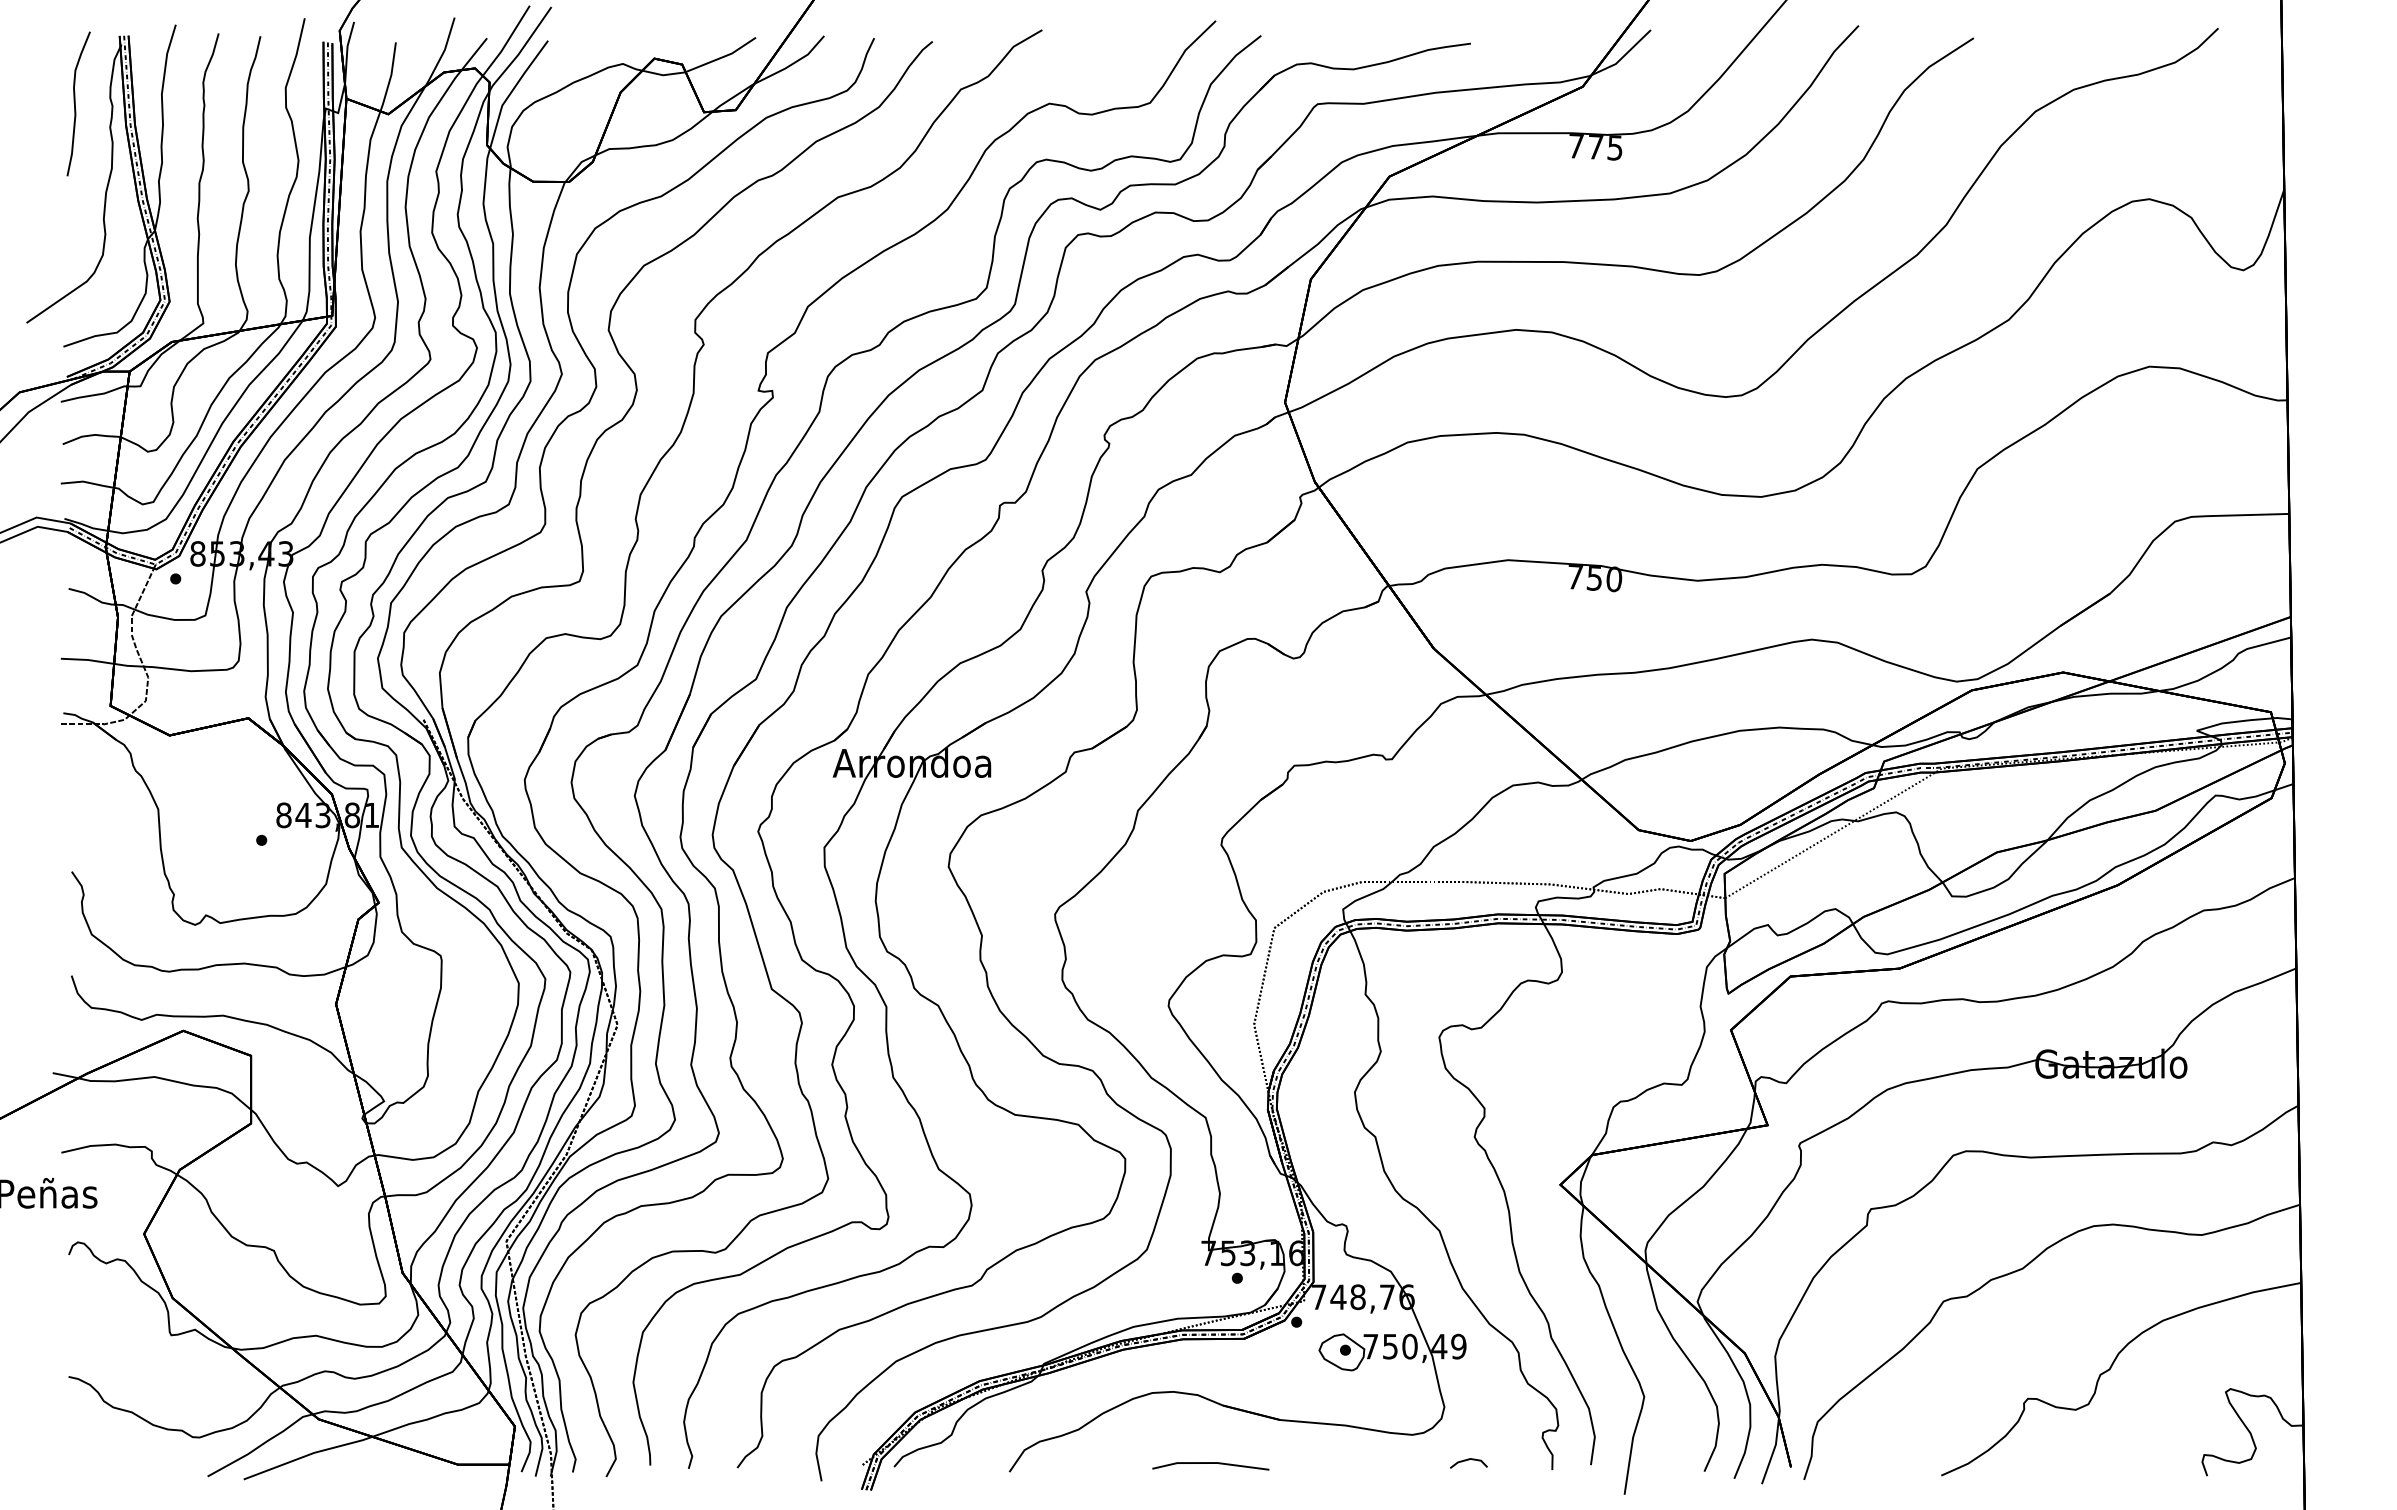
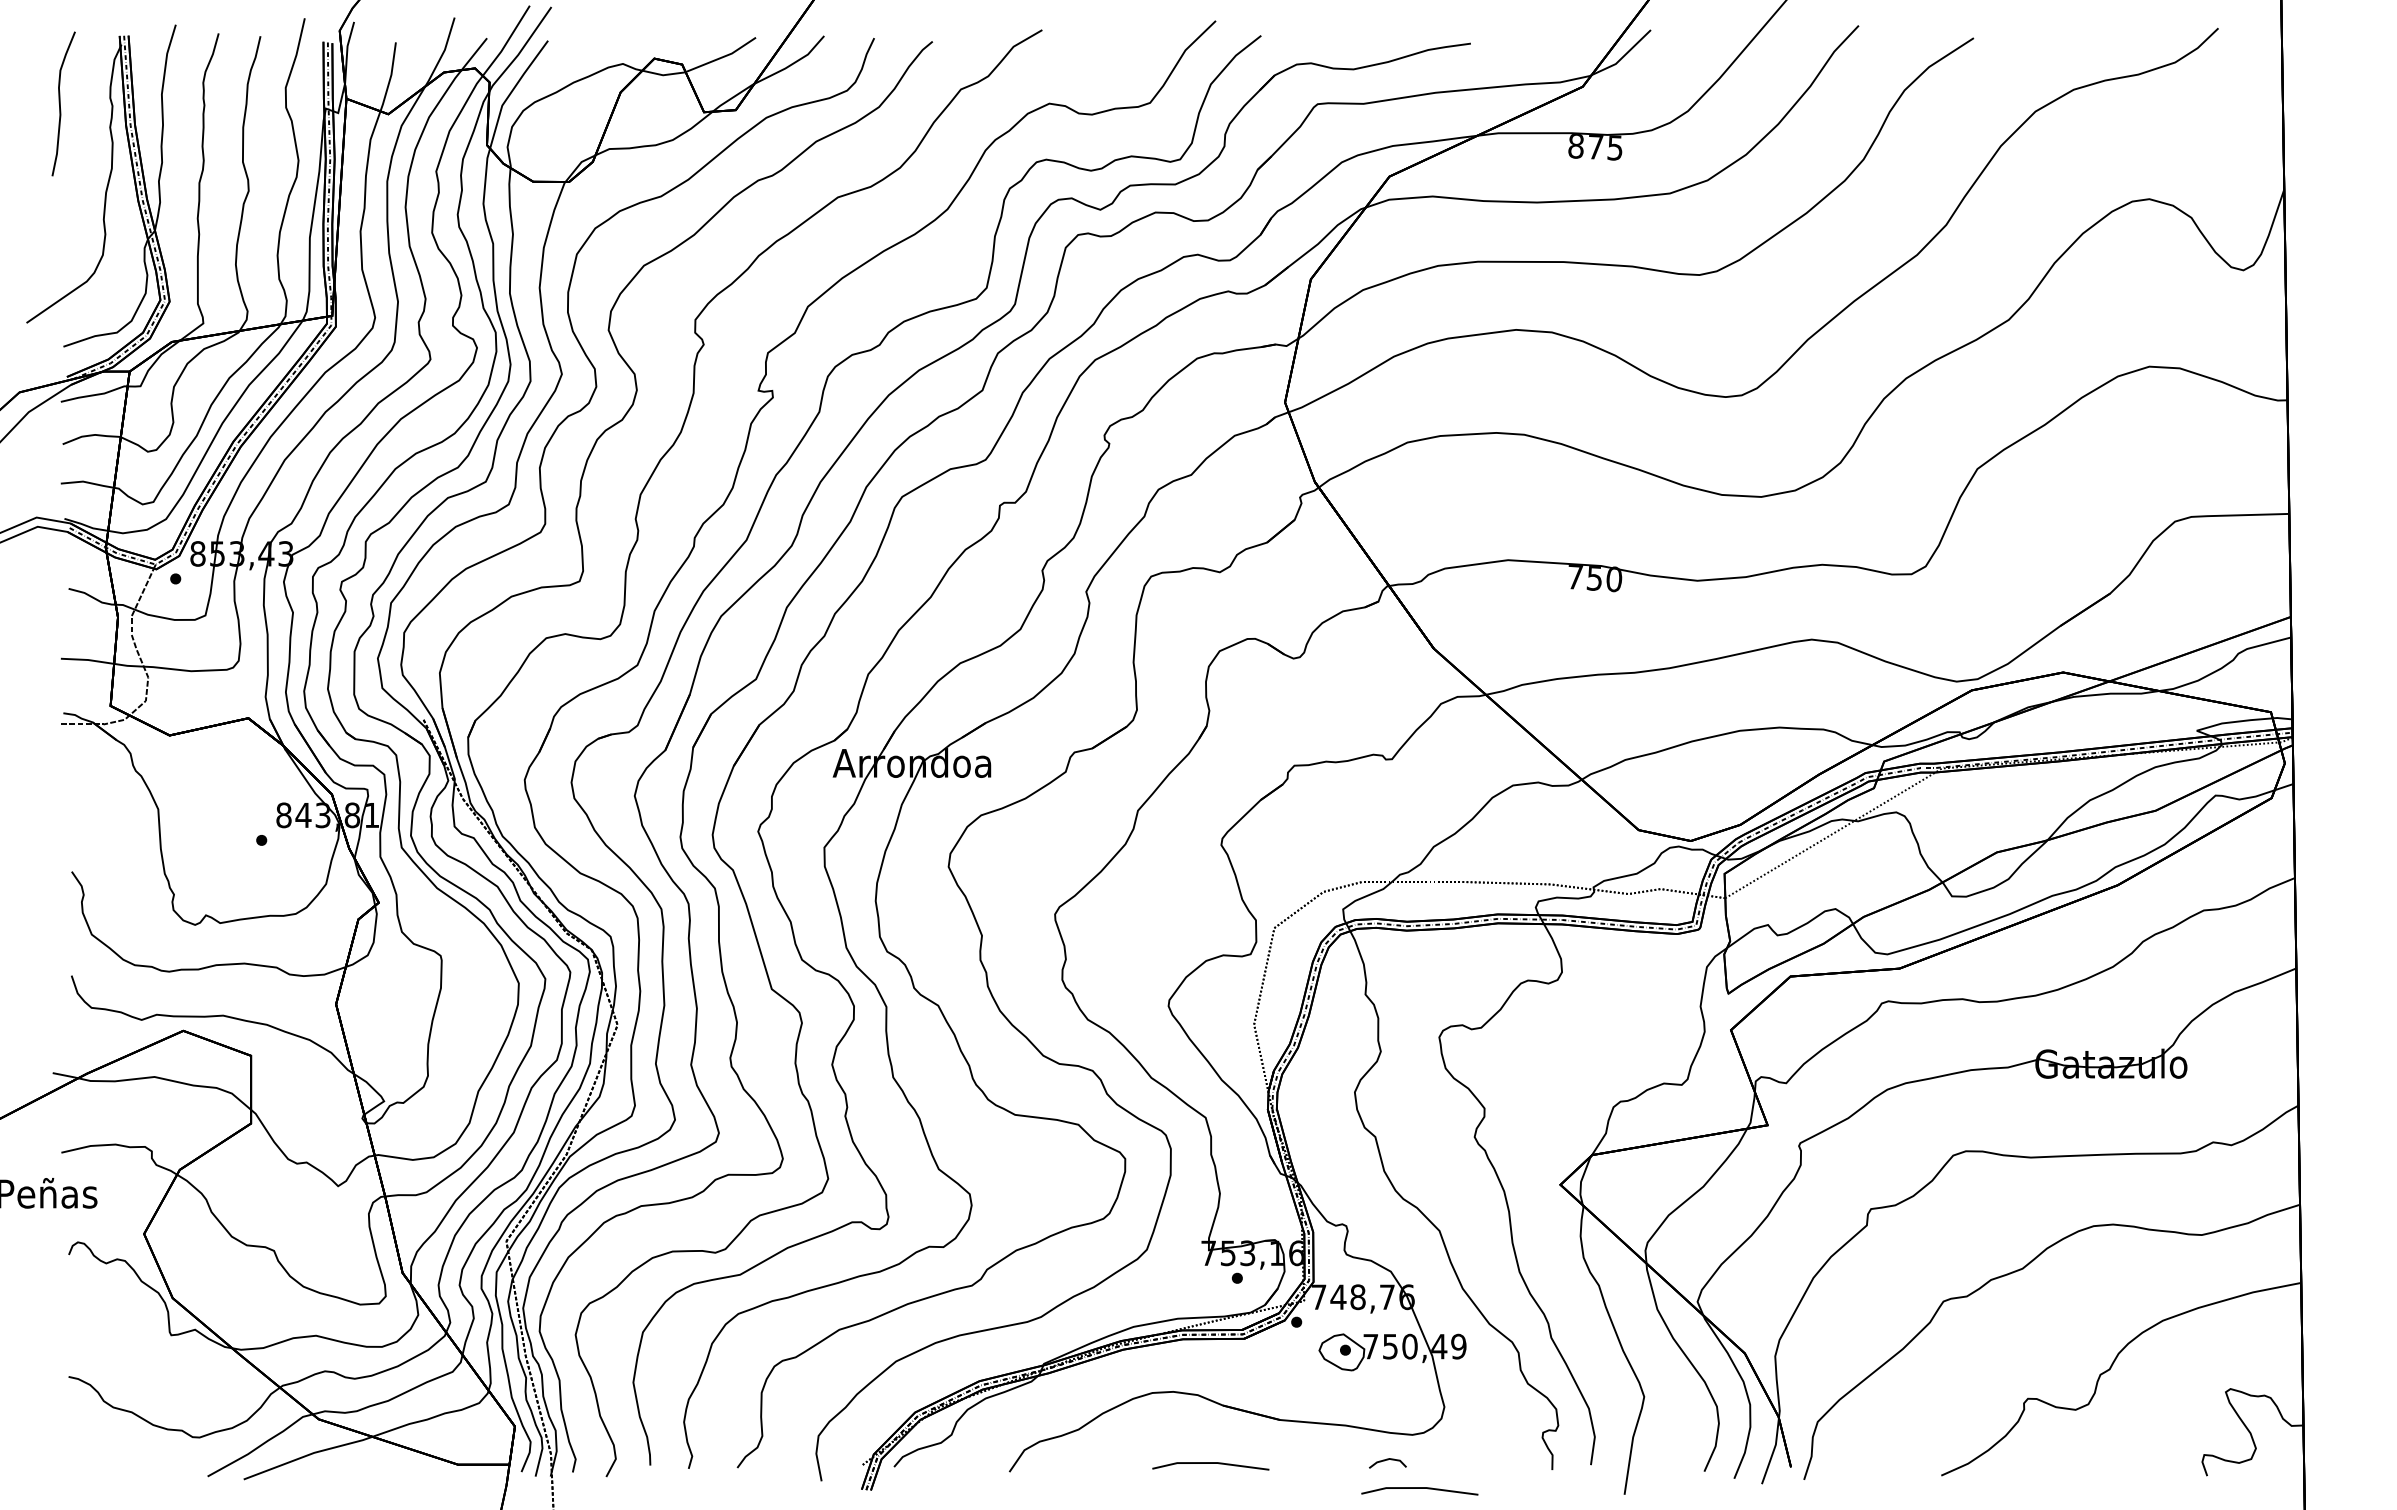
curve position: (75, 103) -> (60, 103) (60, 103)
text: 775 -> 875 (1575, 146)
line position: (1468, 1460) -> (1387, 1460) (1387, 1460)
line: none -> present (1419, 1488)
